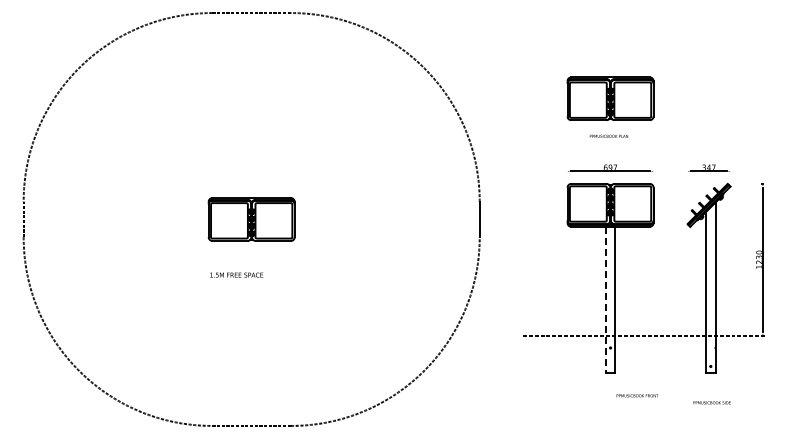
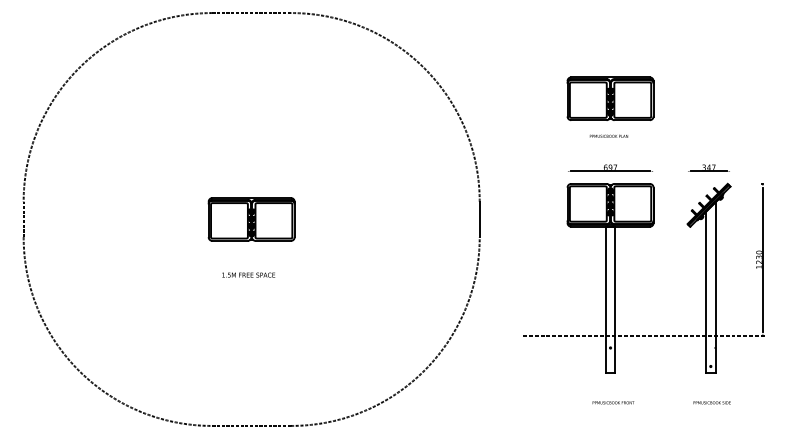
text position: (236, 274) -> (248, 274) (248, 274)
line: dashed -> solid (605, 299)
text position: (637, 395) -> (613, 402) (613, 402)
